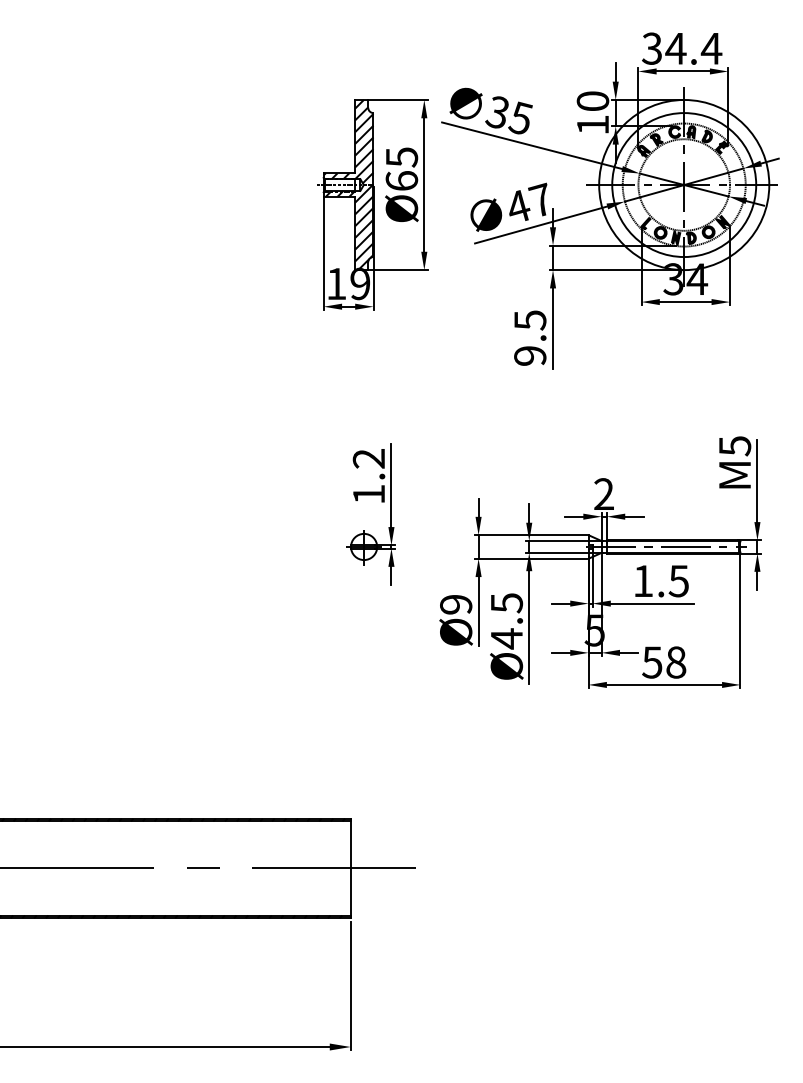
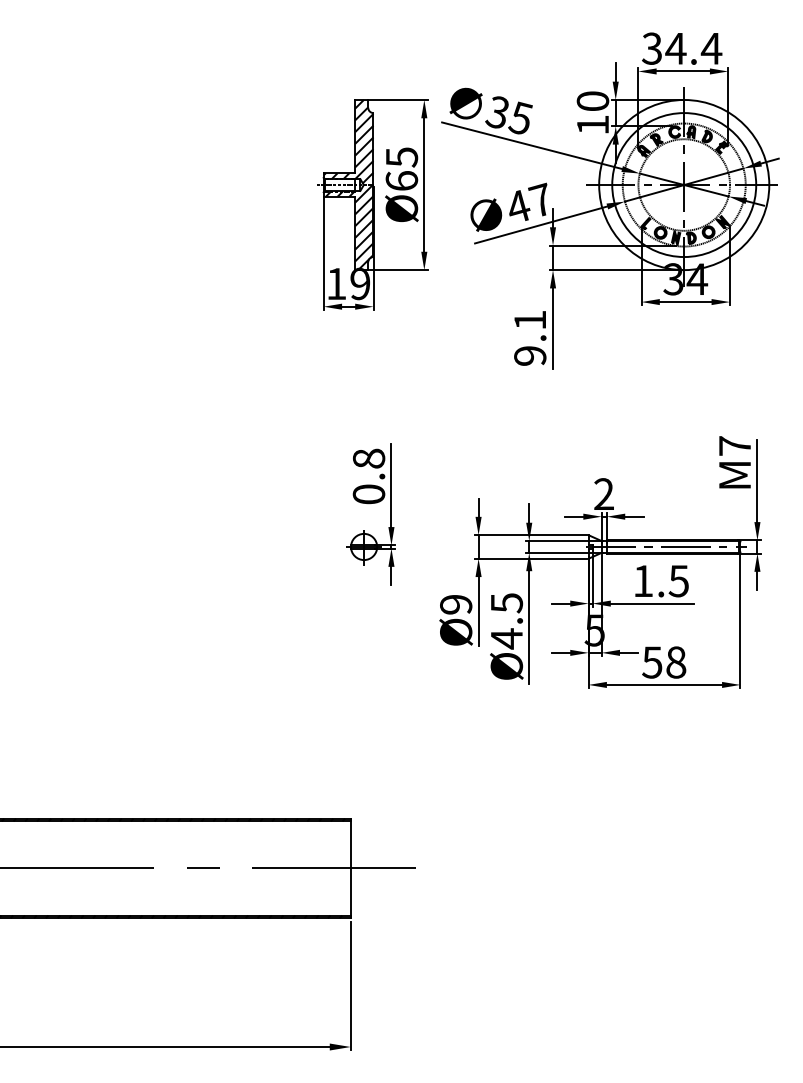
text: 9.5 -> 9.1 (530, 320)
text: M5 -> M7 (735, 446)
text: 1.2 -> 0.8 (368, 476)
